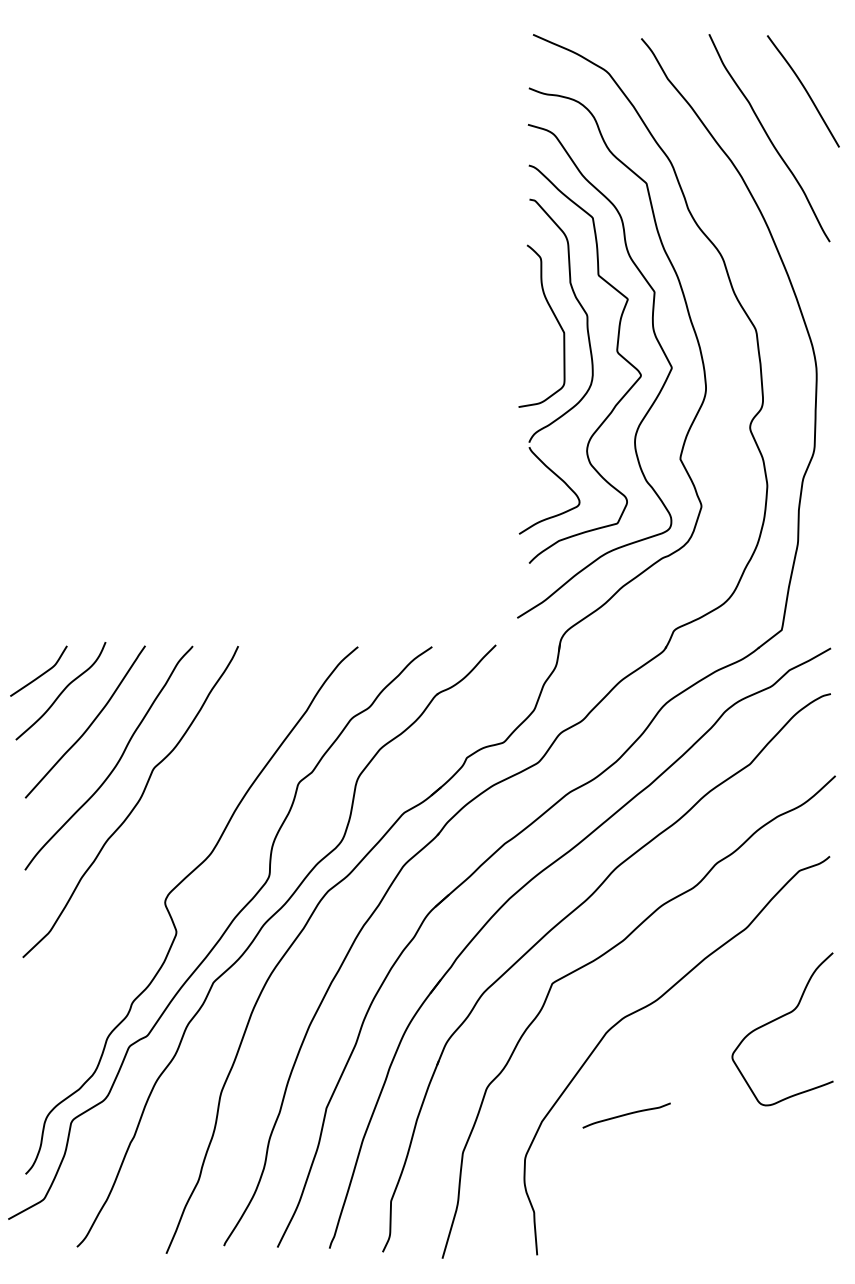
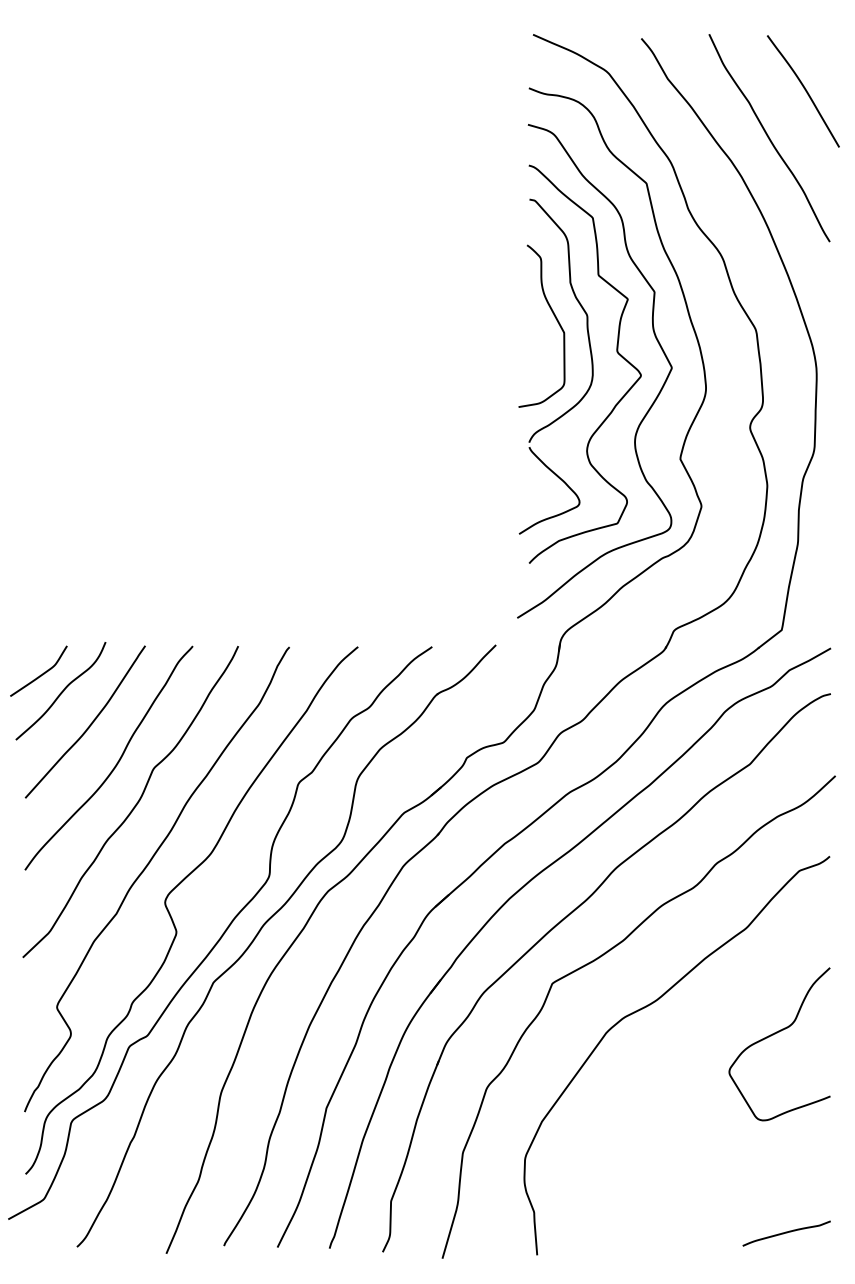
curve: none -> present (143, 872)
curve position: (778, 1019) -> (775, 1034) (775, 1034)
curve position: (626, 1115) -> (786, 1233) (786, 1233)
